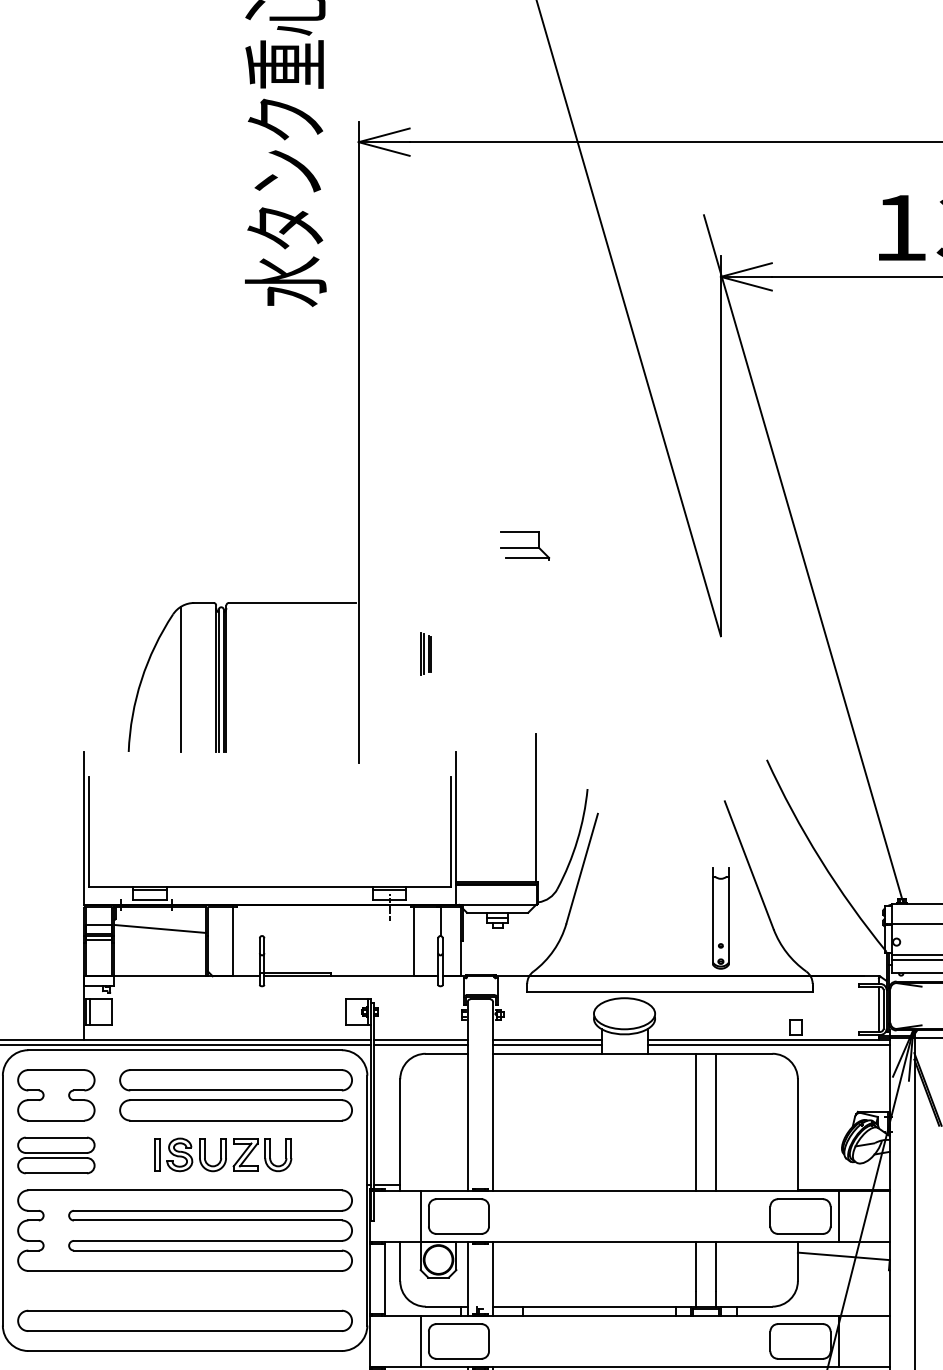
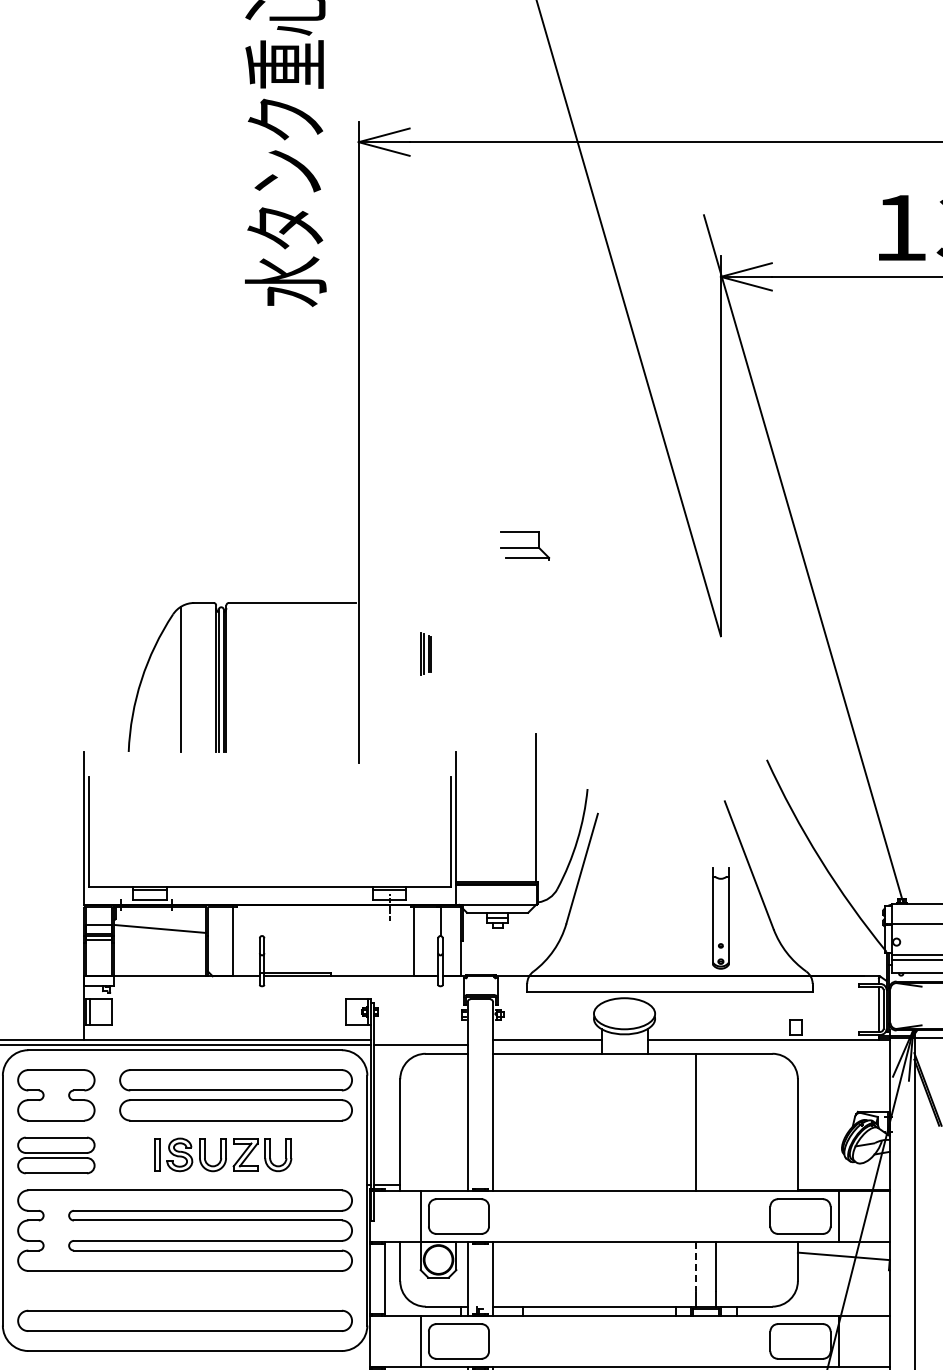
line: present -> none (420, 1040)
line: present -> none (547, 1045)
line: present -> none (768, 1045)
line: present -> none (716, 1122)
line: solid -> dashed (695, 1266)
